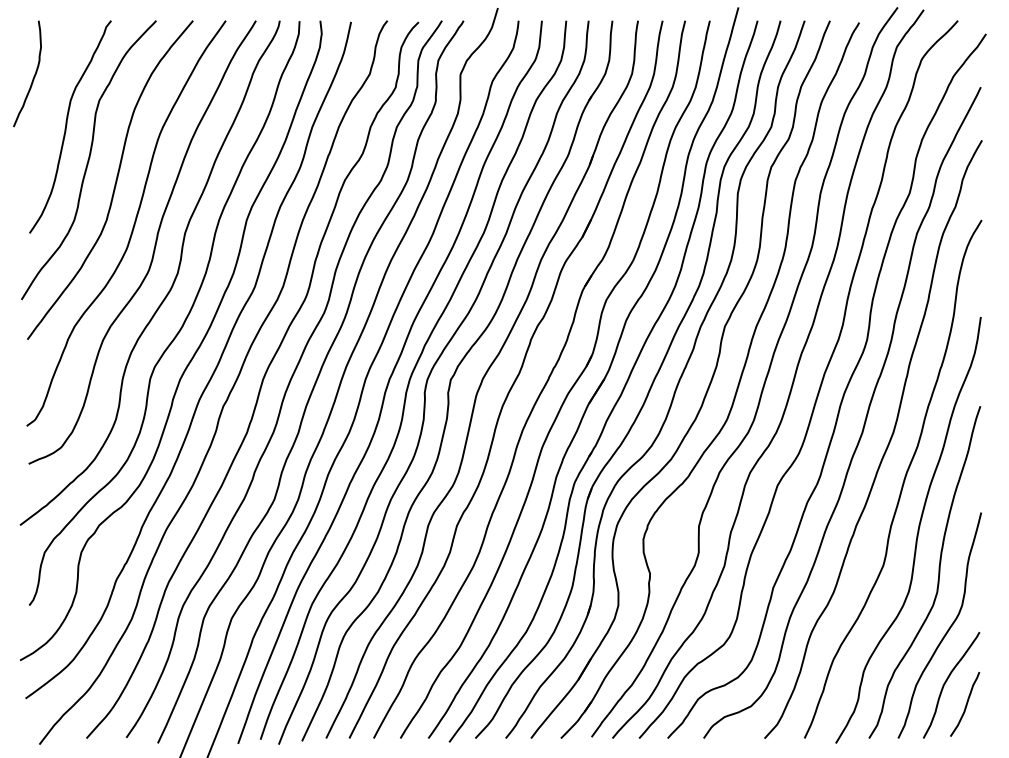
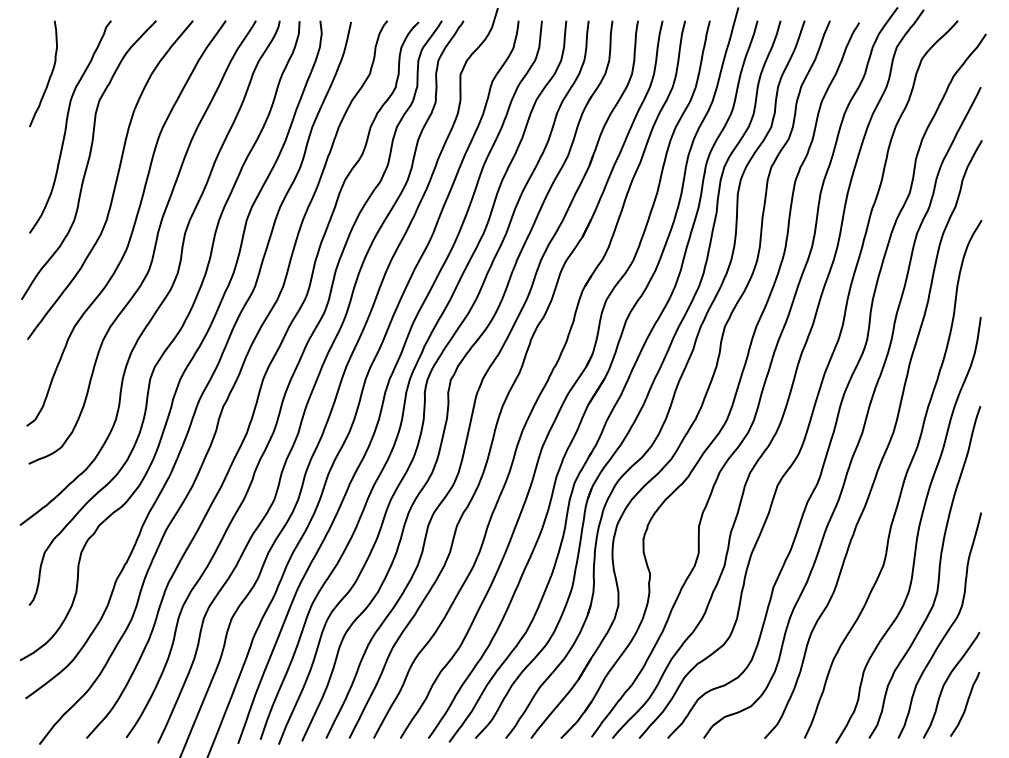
curve position: (33, 76) -> (49, 76) (49, 76)
